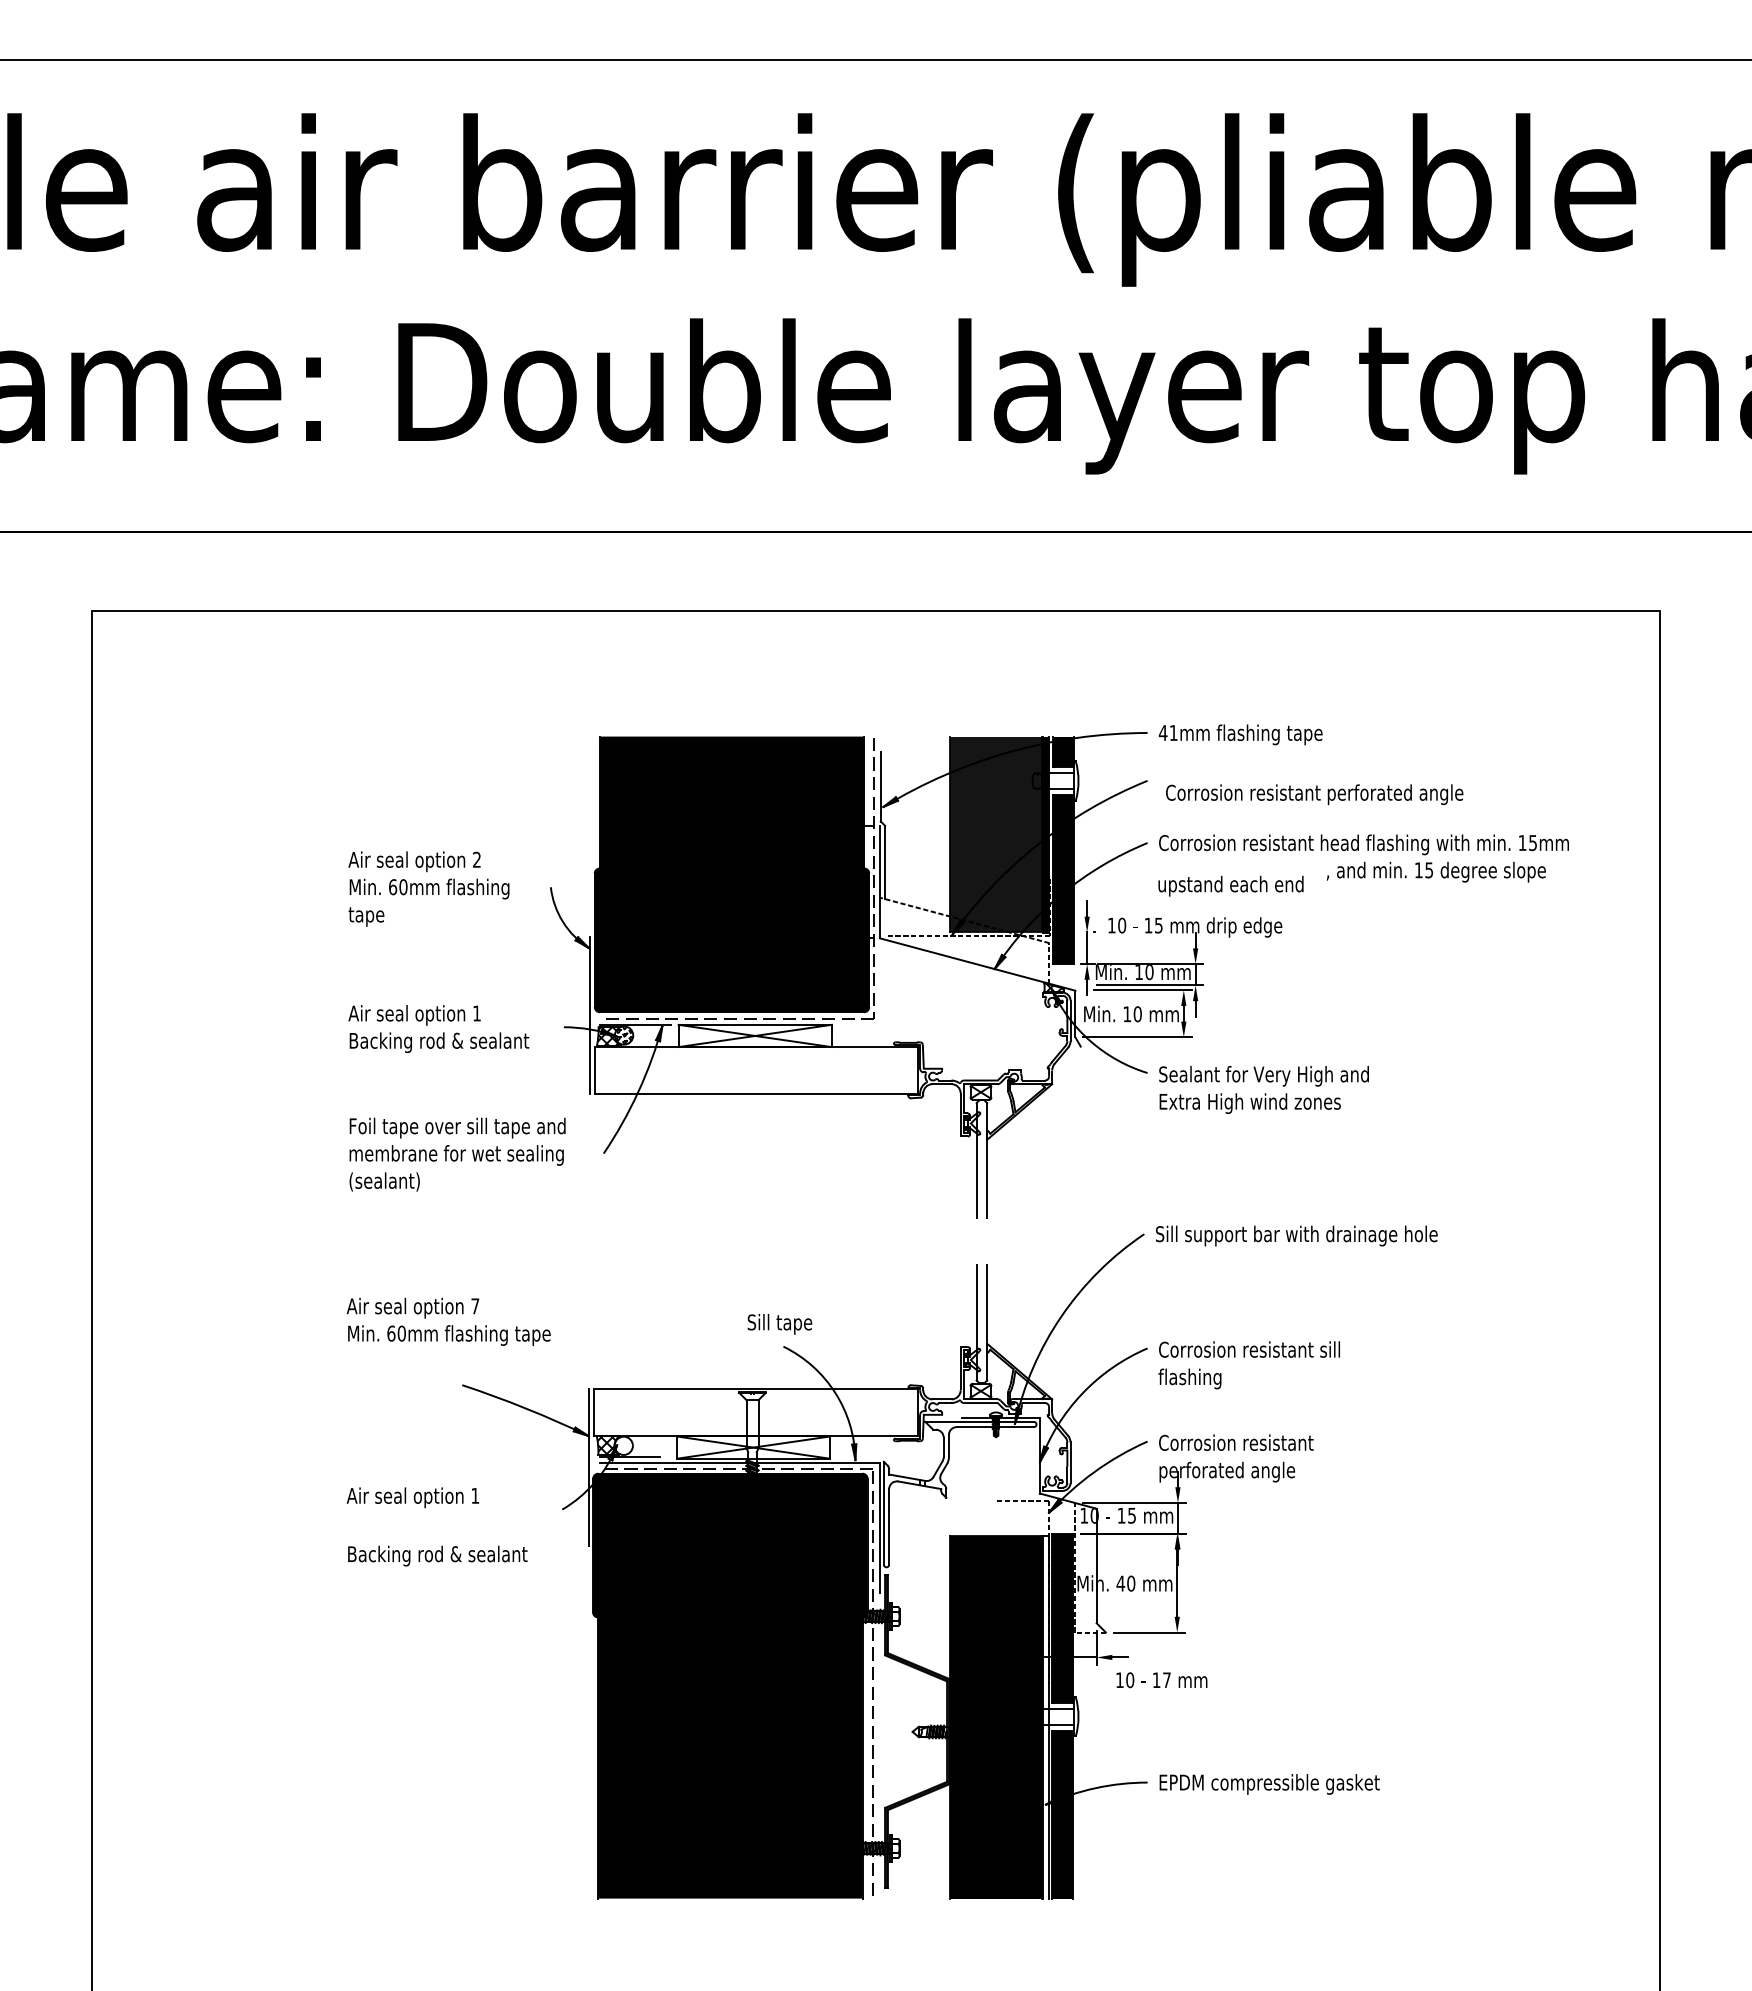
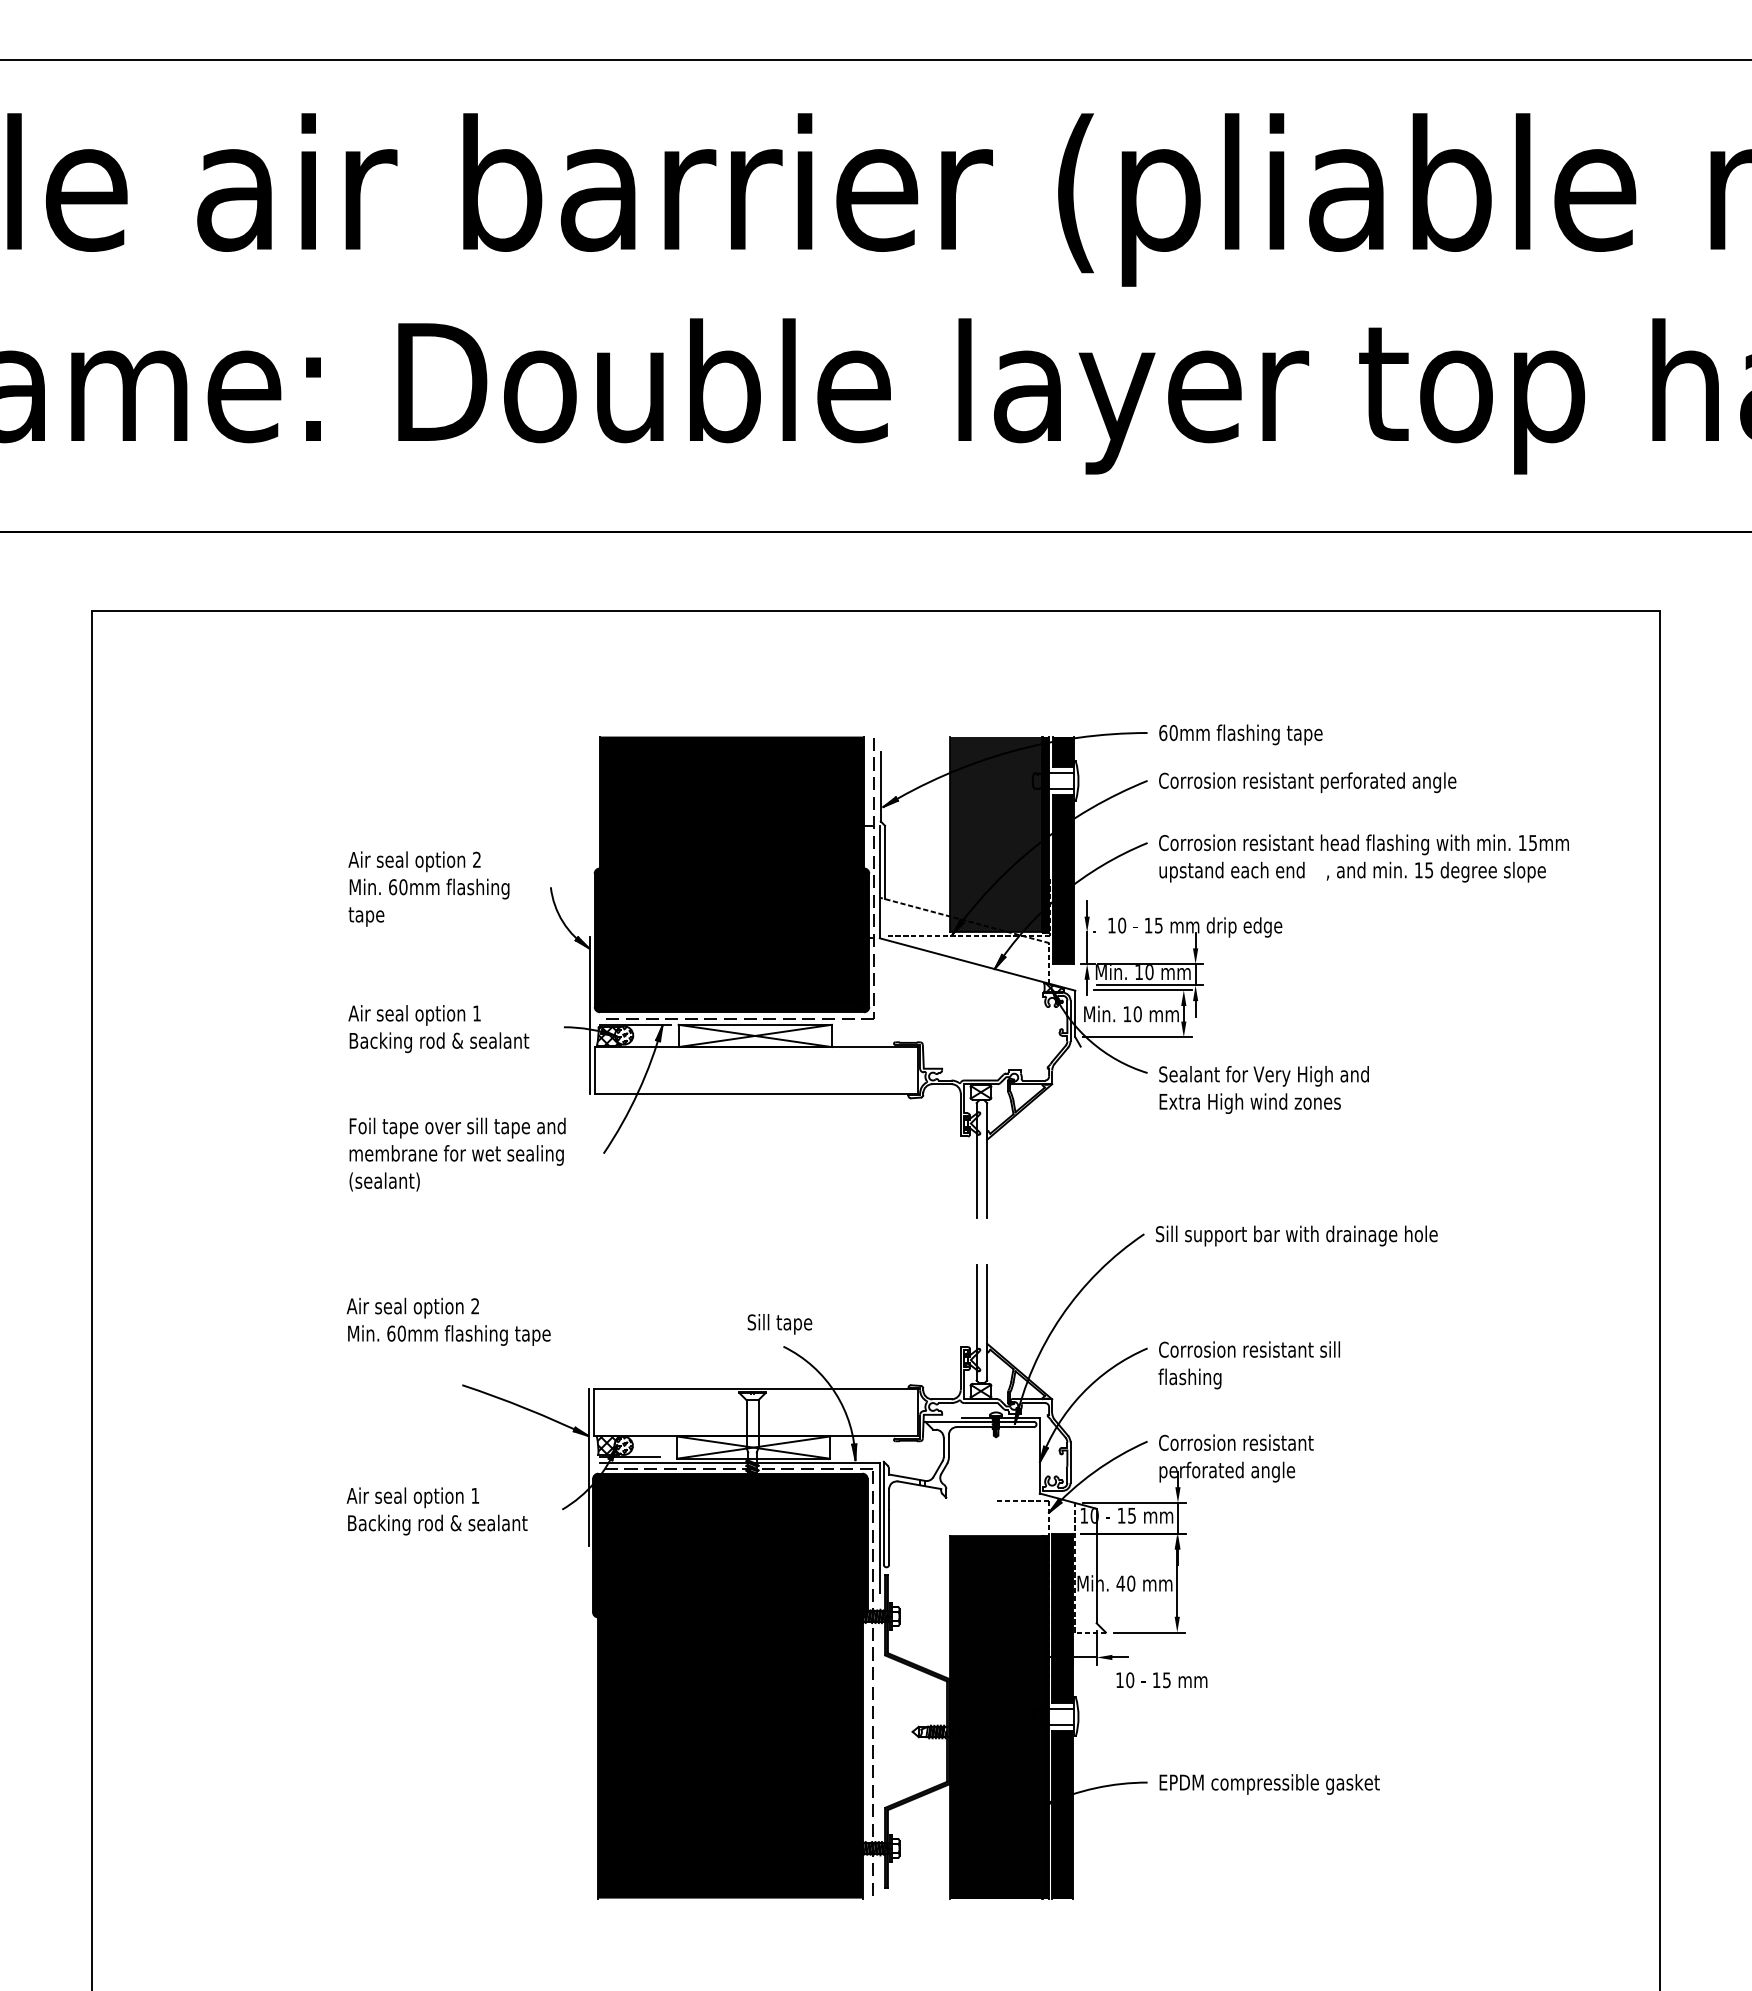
text: 41mm -> 60mm (1167, 733)
text position: (1314, 794) -> (1307, 782) (1307, 782)
text position: (1230, 885) -> (1231, 871) (1231, 871)
text: 7 -> 2 (475, 1306)
hatch: none -> present (623, 1445)
text position: (437, 1555) -> (437, 1524) (437, 1524)
text: 17 -> 15 (1166, 1680)
fill: none -> present (1045, 1717)
